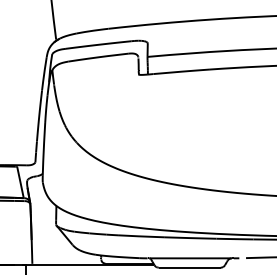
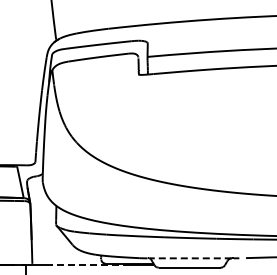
line: solid -> dashed (190, 258)
line: solid -> dashed (86, 265)
